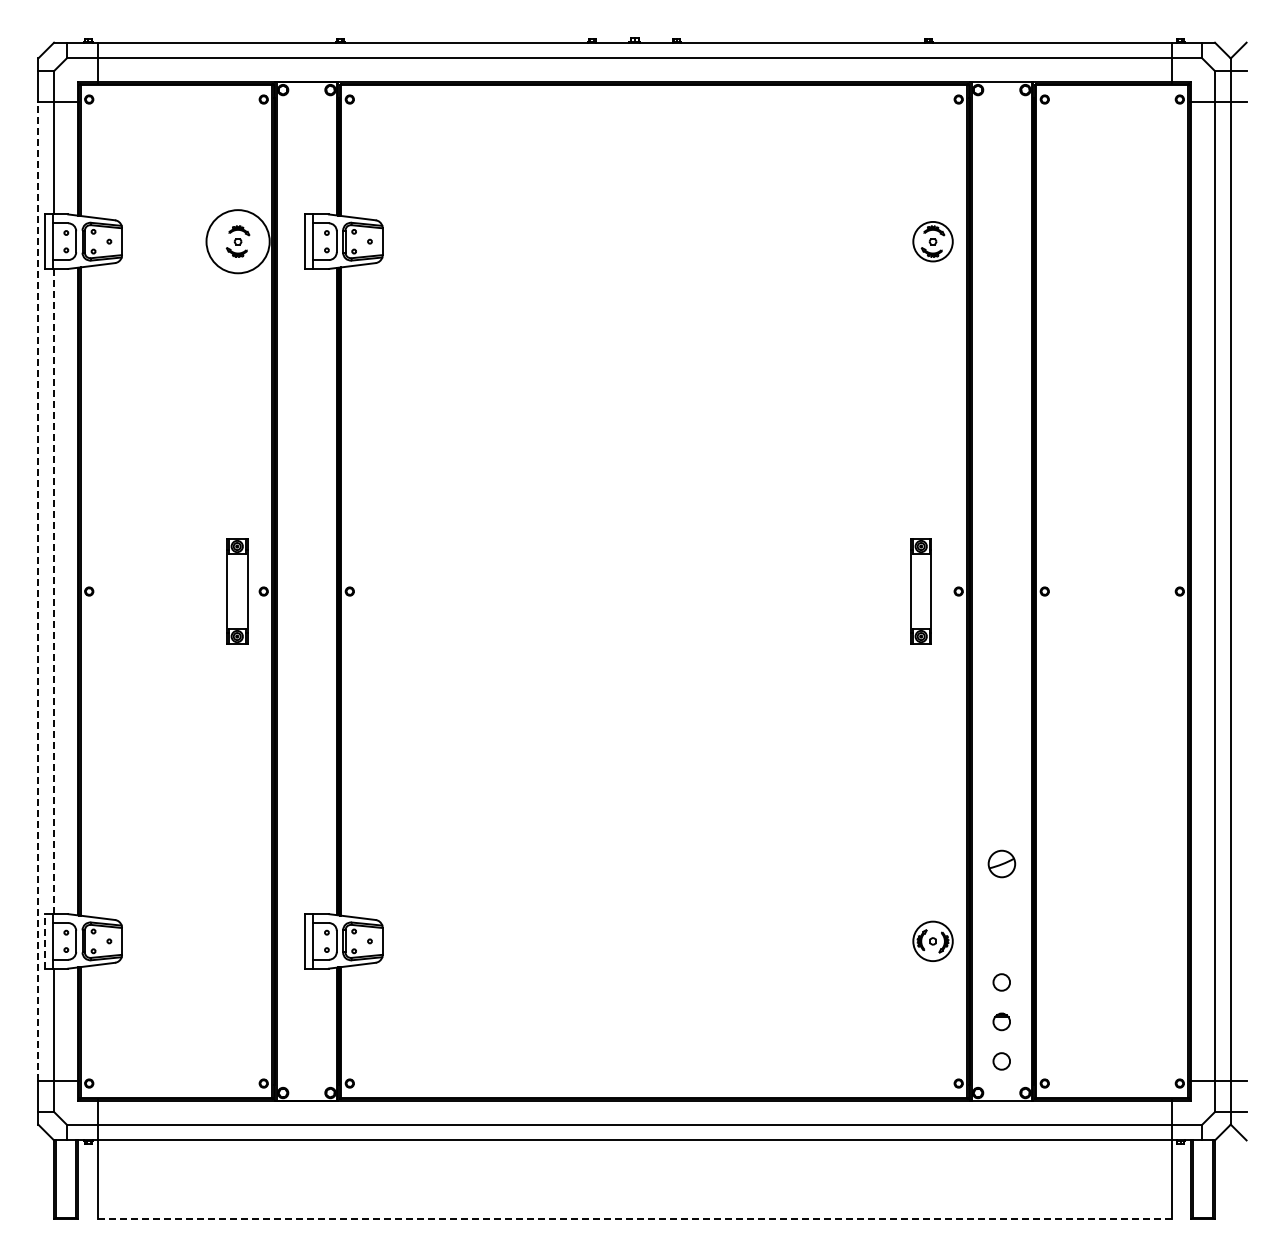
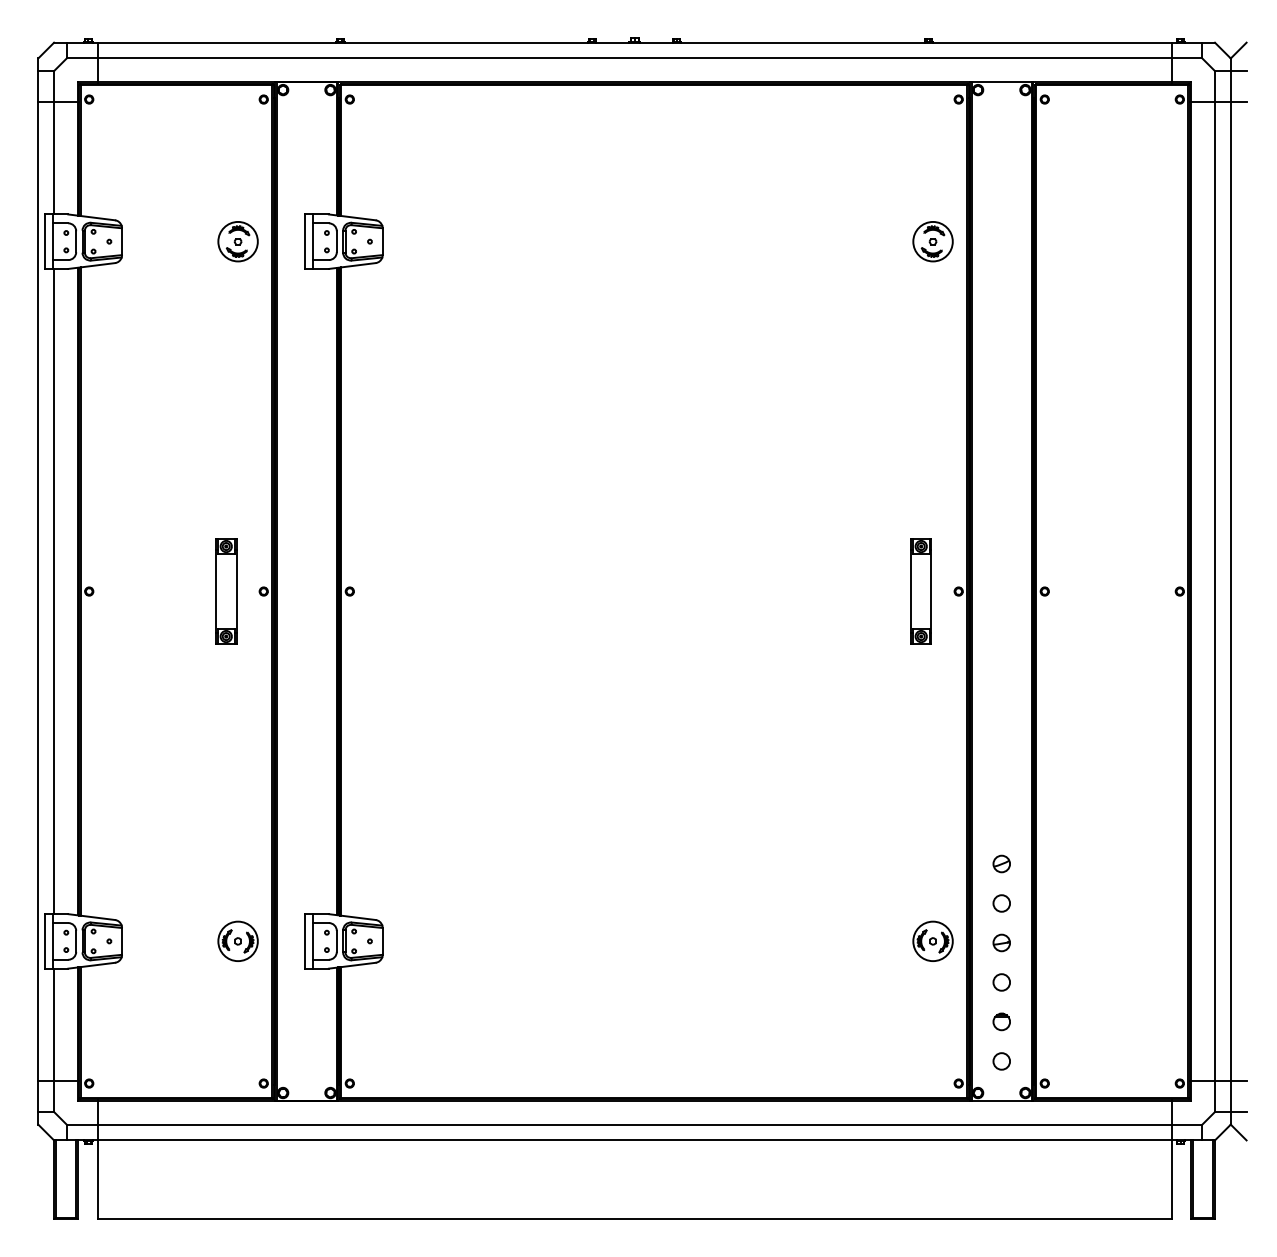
circle diameter: 63 px -> 39 px (237, 241)
line: dashed -> solid (38, 591)
line: dashed -> solid (54, 591)
part position: (237, 591) -> (226, 591) (226, 591)
part size: 30x30 px -> 19x20 px (1001, 863)
circle: none -> present (1001, 903)
line: dashed -> solid (44, 940)
part: none -> present (237, 940)
part: none -> present (1001, 942)
line: dashed -> solid (634, 1219)
